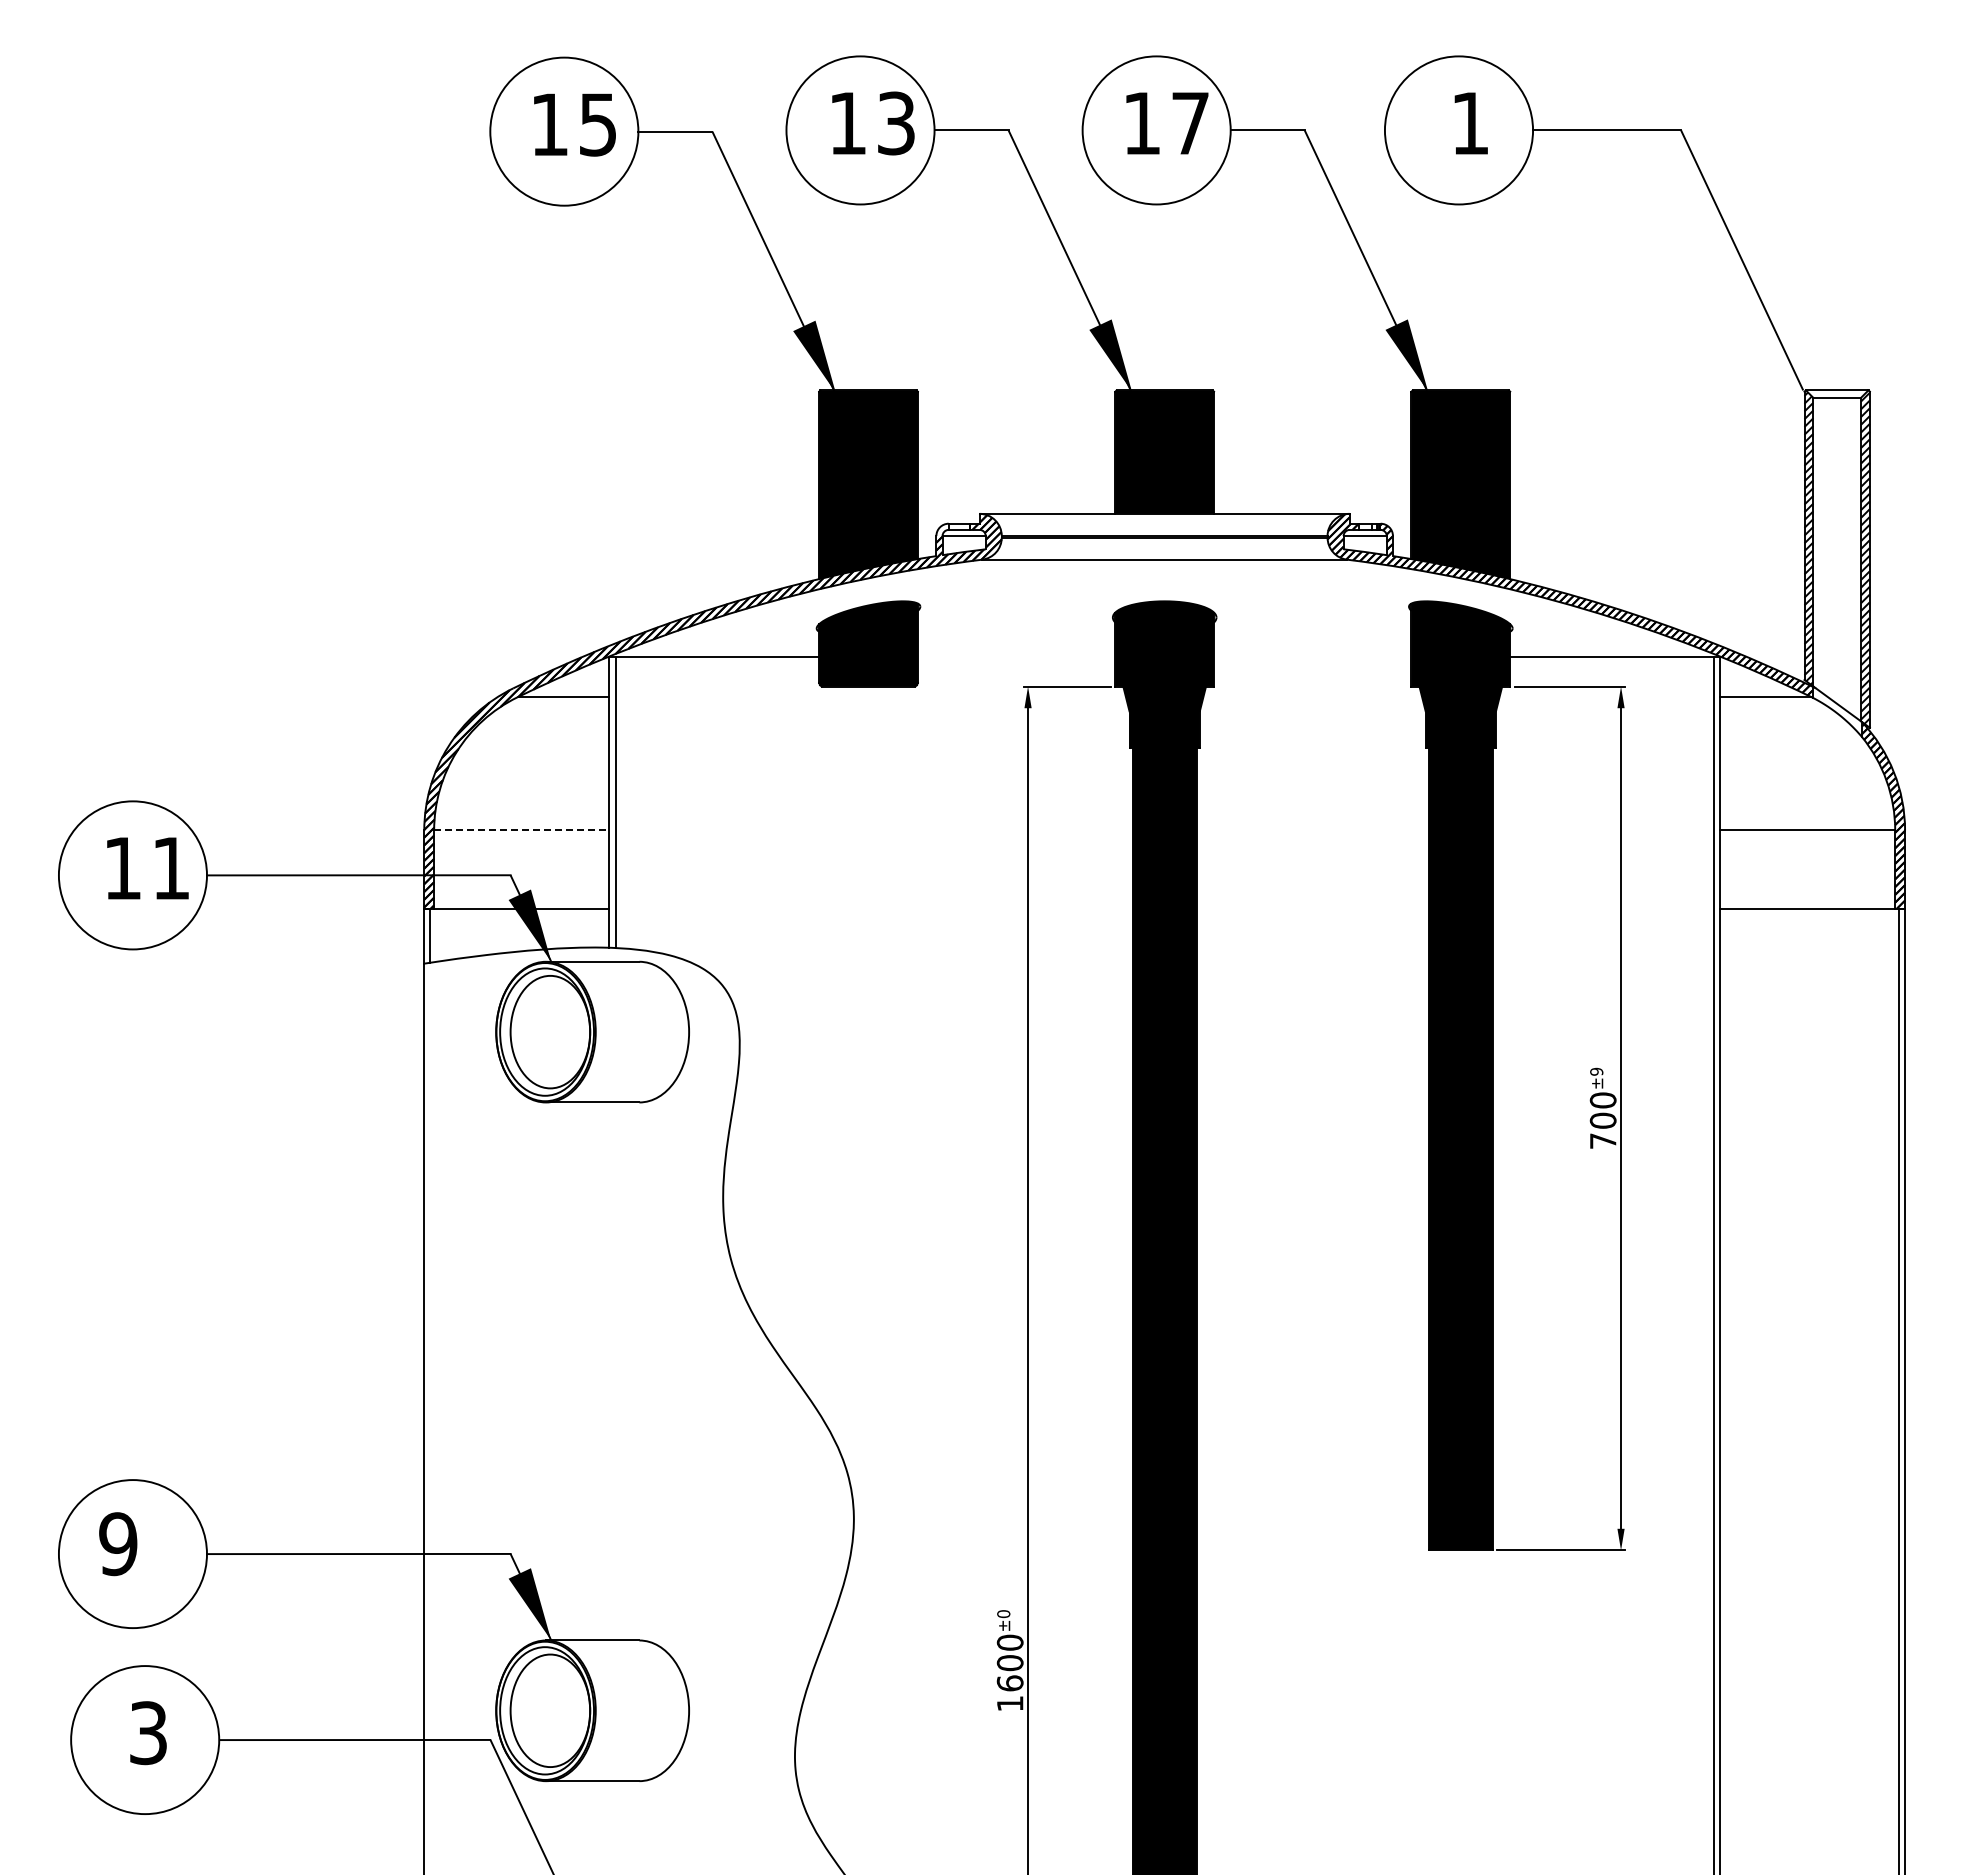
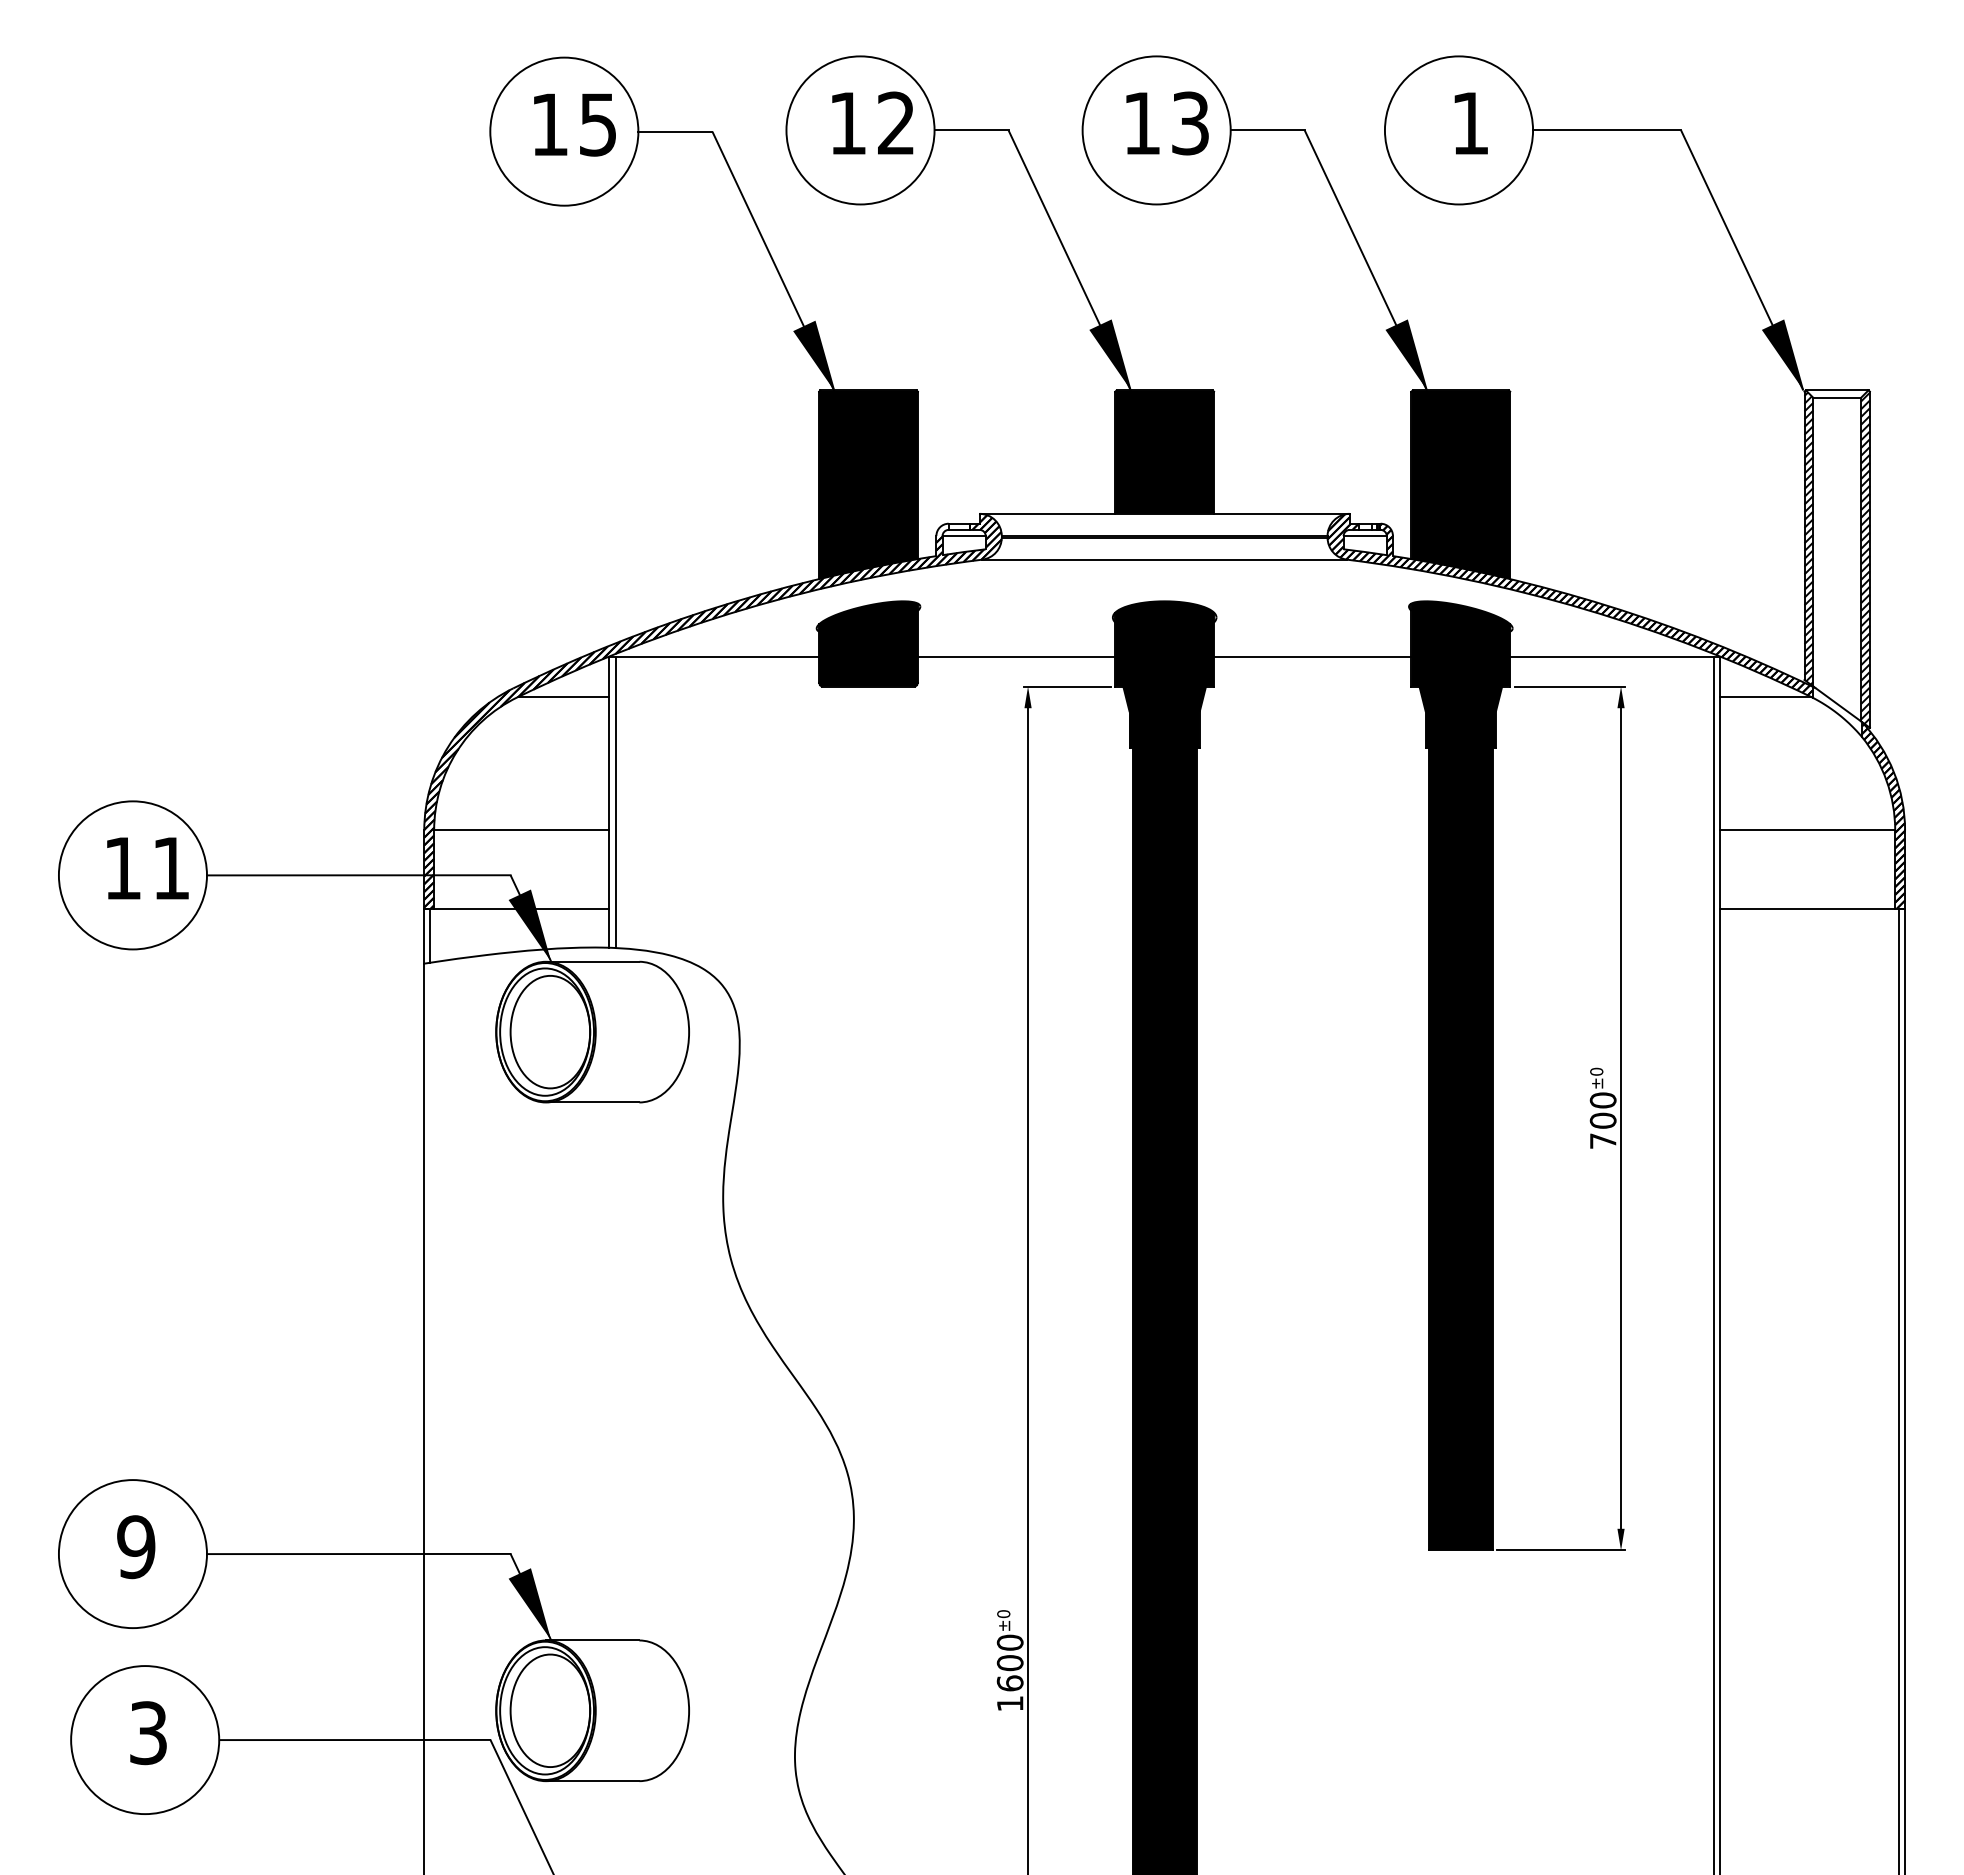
text: 13 -> 12 (896, 123)
text: 17 -> 13 (1190, 123)
fill: none -> present (1782, 355)
line: none -> present (1016, 657)
line: none -> present (1312, 657)
line: dashed -> solid (521, 830)
text: ±9 -> ±0 (1596, 1071)
text position: (118, 1544) -> (136, 1547) (136, 1547)
